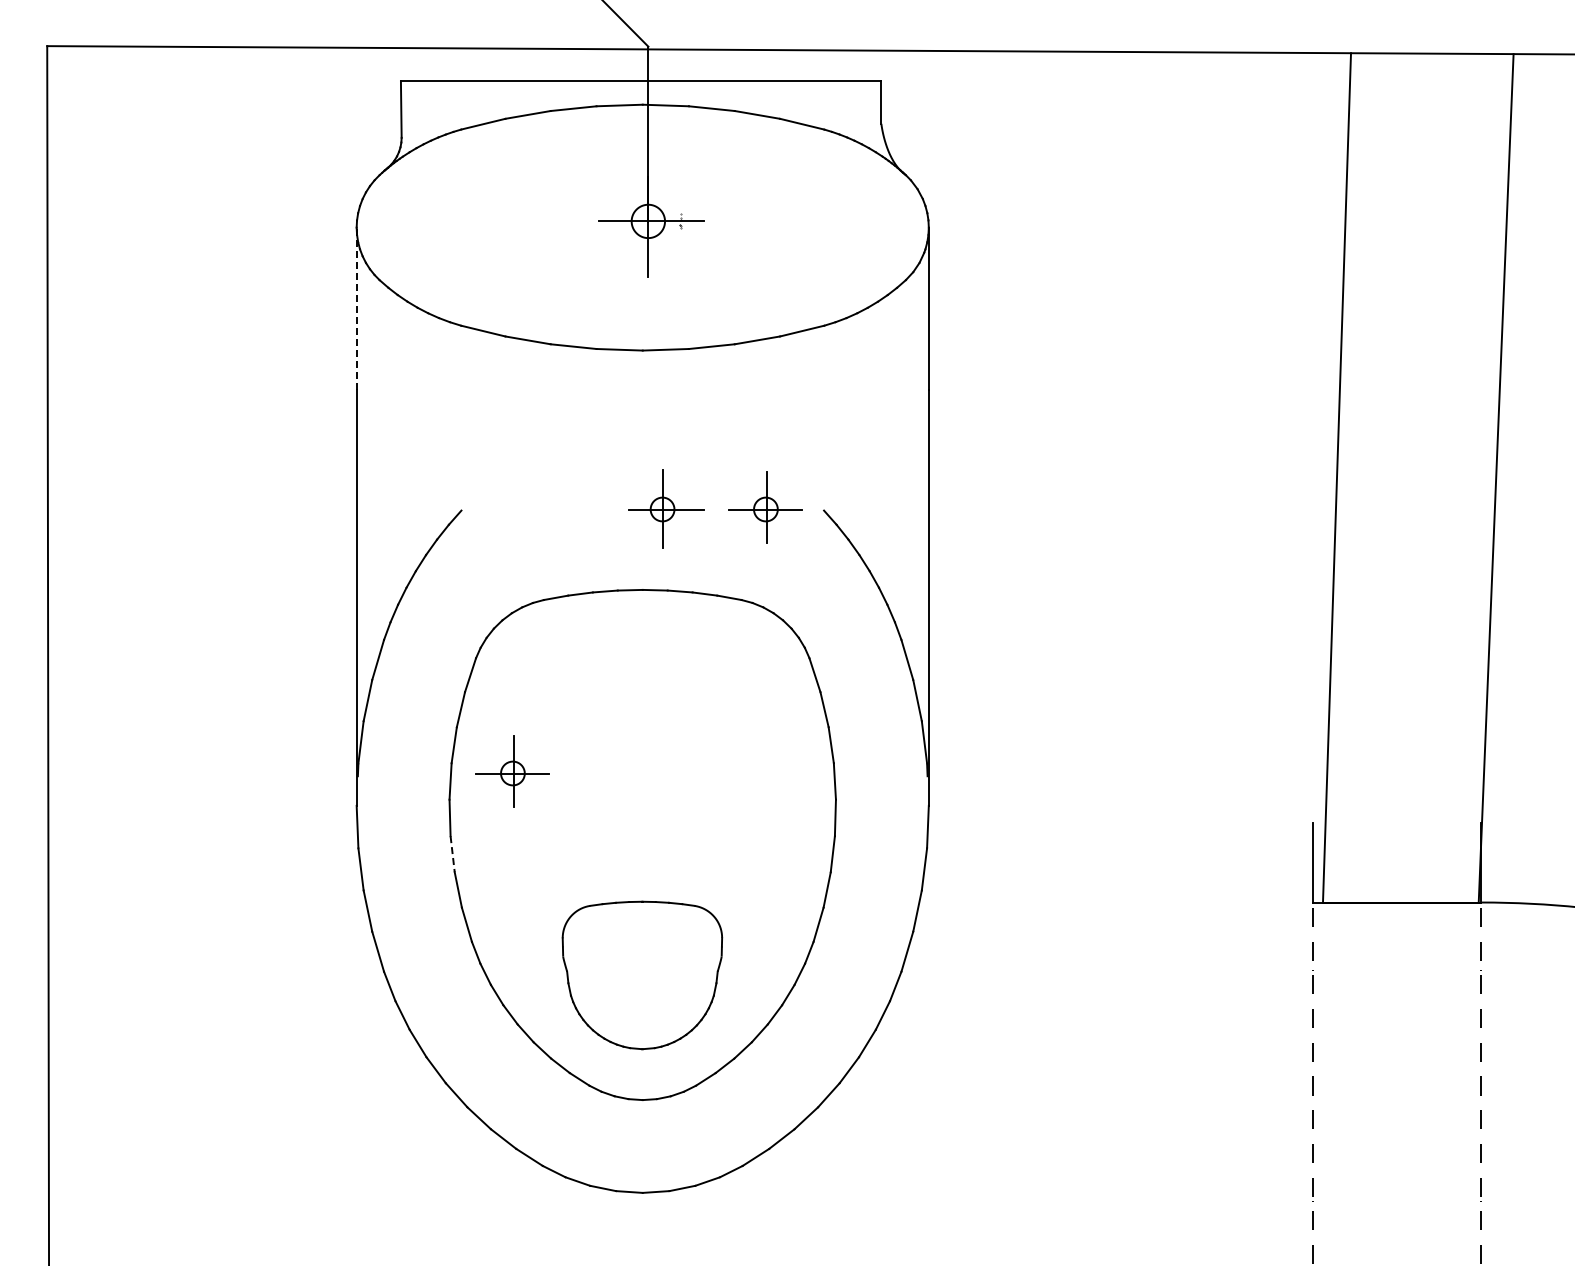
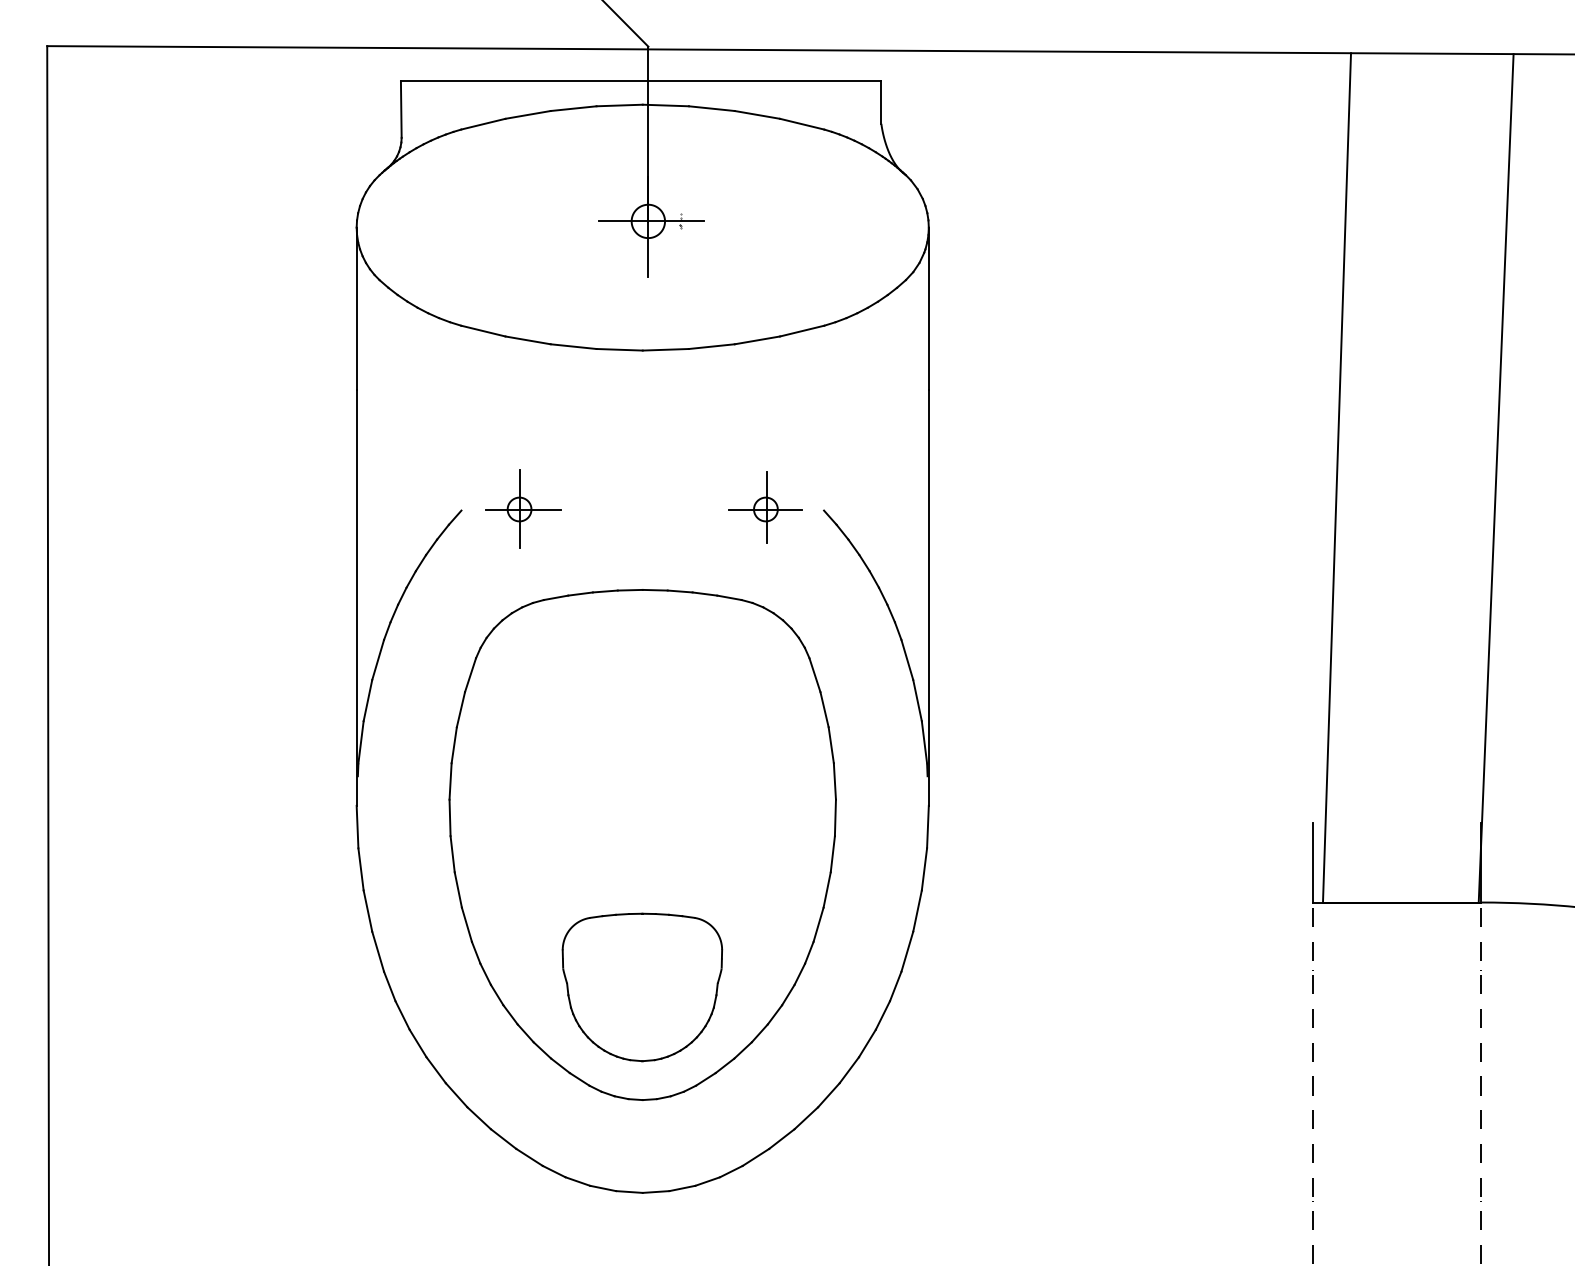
line: dashed -> solid (356, 308)
part position: (666, 508) -> (523, 508) (523, 508)
part: present -> none (512, 771)
line: dashed -> solid (452, 854)
part position: (642, 975) -> (642, 987) (642, 987)
